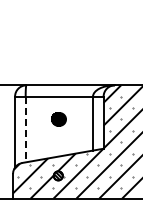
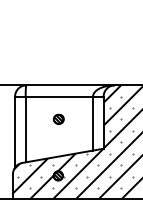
part size: 16x15 px -> 13x12 px (58, 118)
line: dashed -> solid (25, 129)
